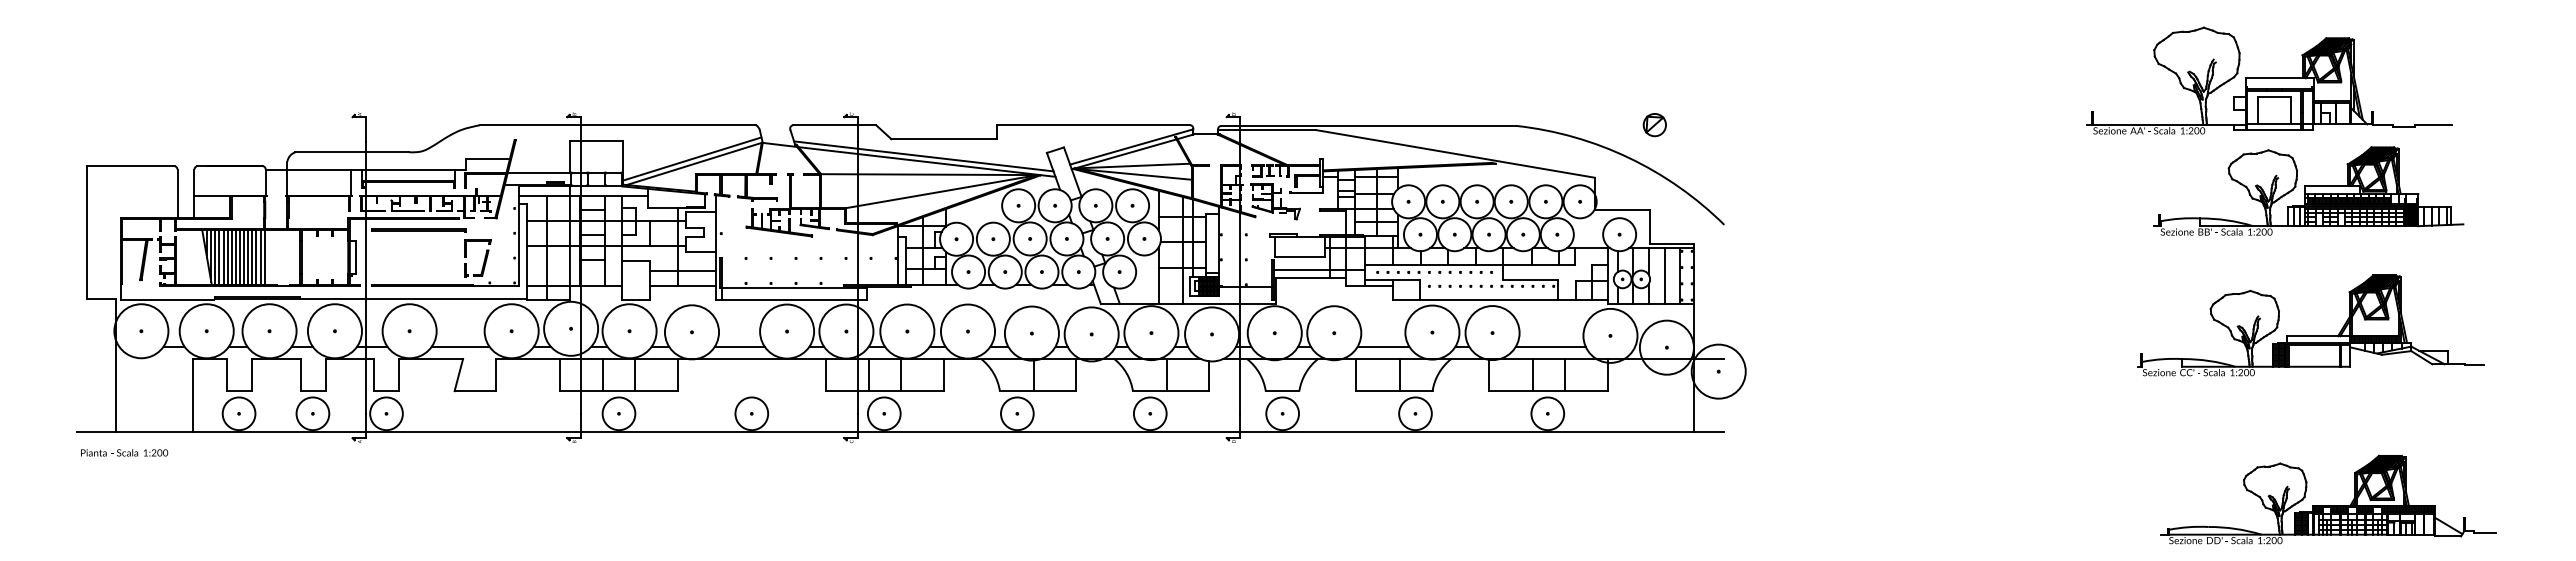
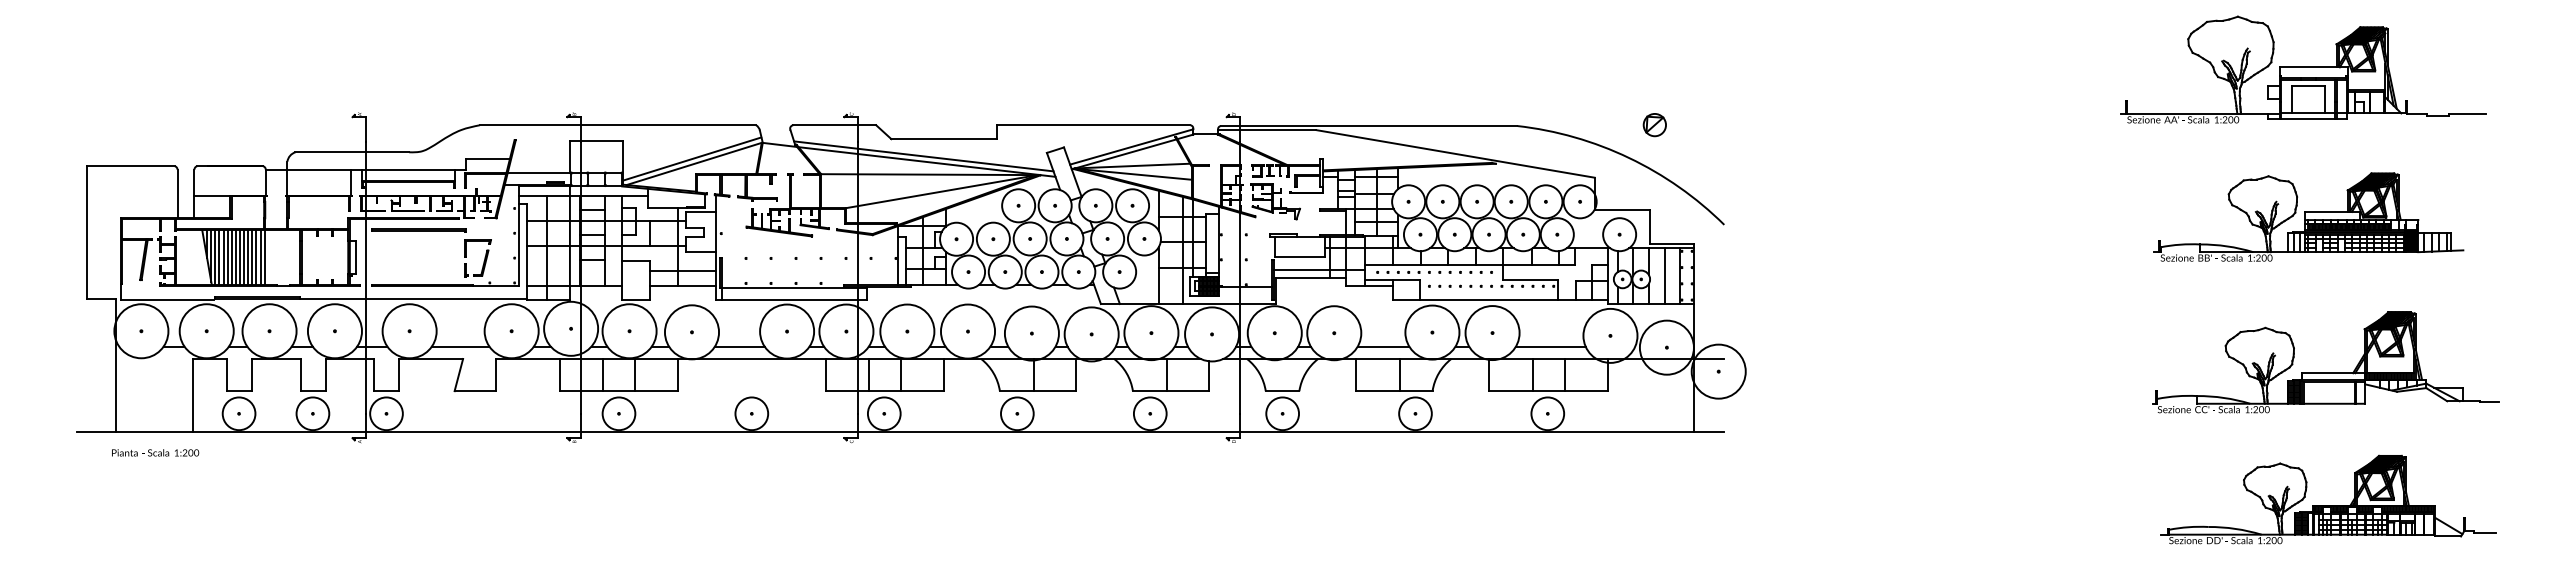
part position: (2269, 80) -> (2303, 69) (2303, 69)
part position: (2308, 190) -> (2308, 216) (2308, 216)
part position: (2310, 335) -> (2325, 372) (2325, 372)
text position: (124, 452) -> (155, 452) (155, 452)
